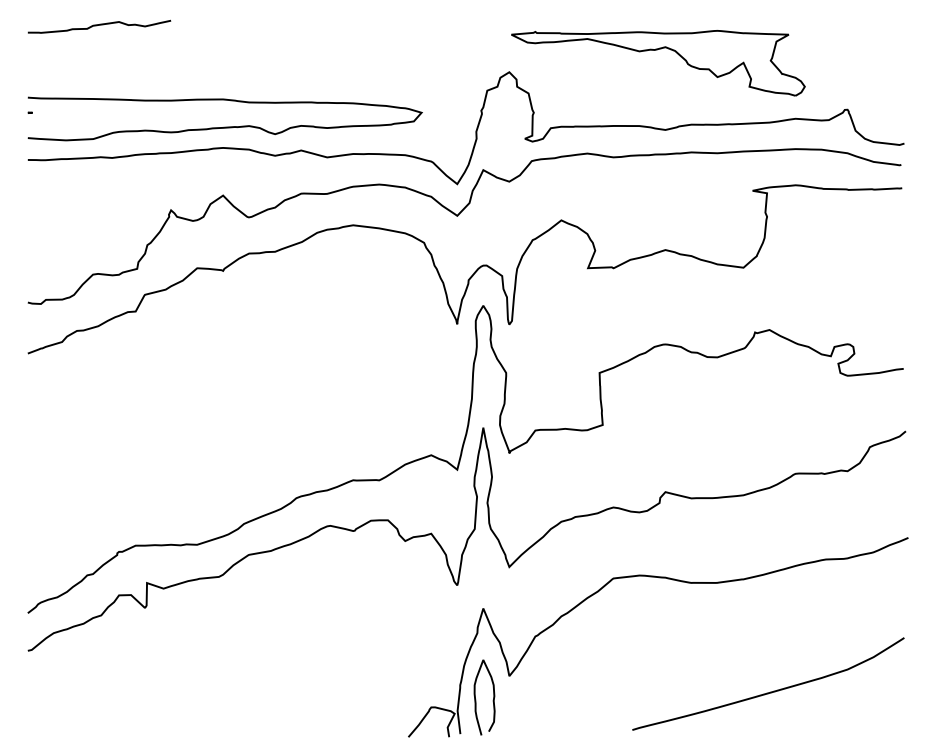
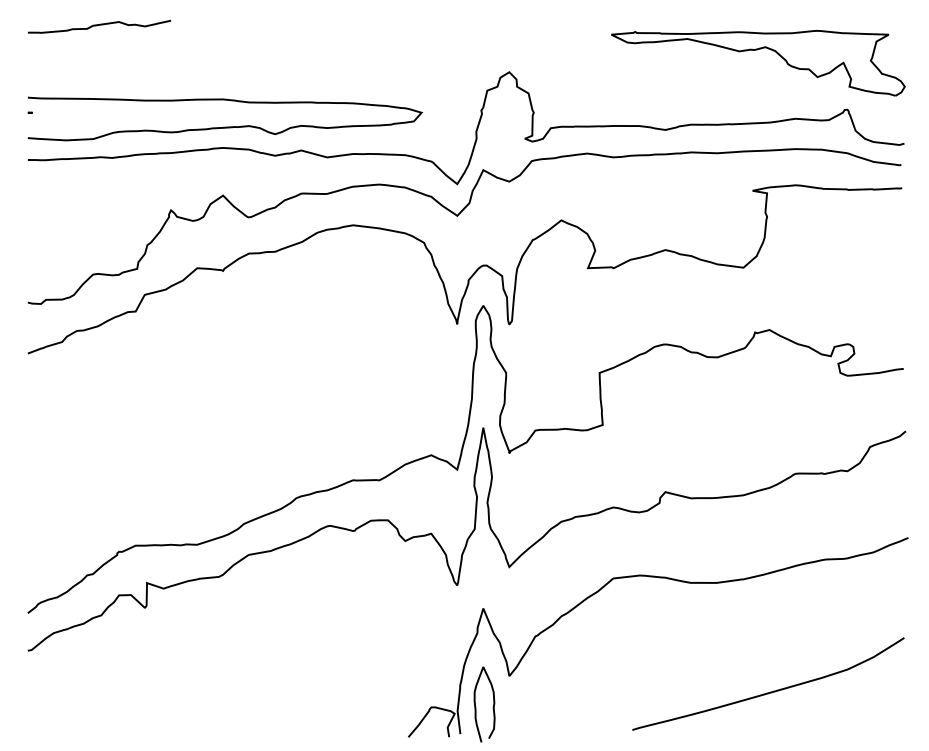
part position: (657, 50) -> (757, 50) (757, 50)
curve position: (476, 699) -> (476, 706) (476, 706)
